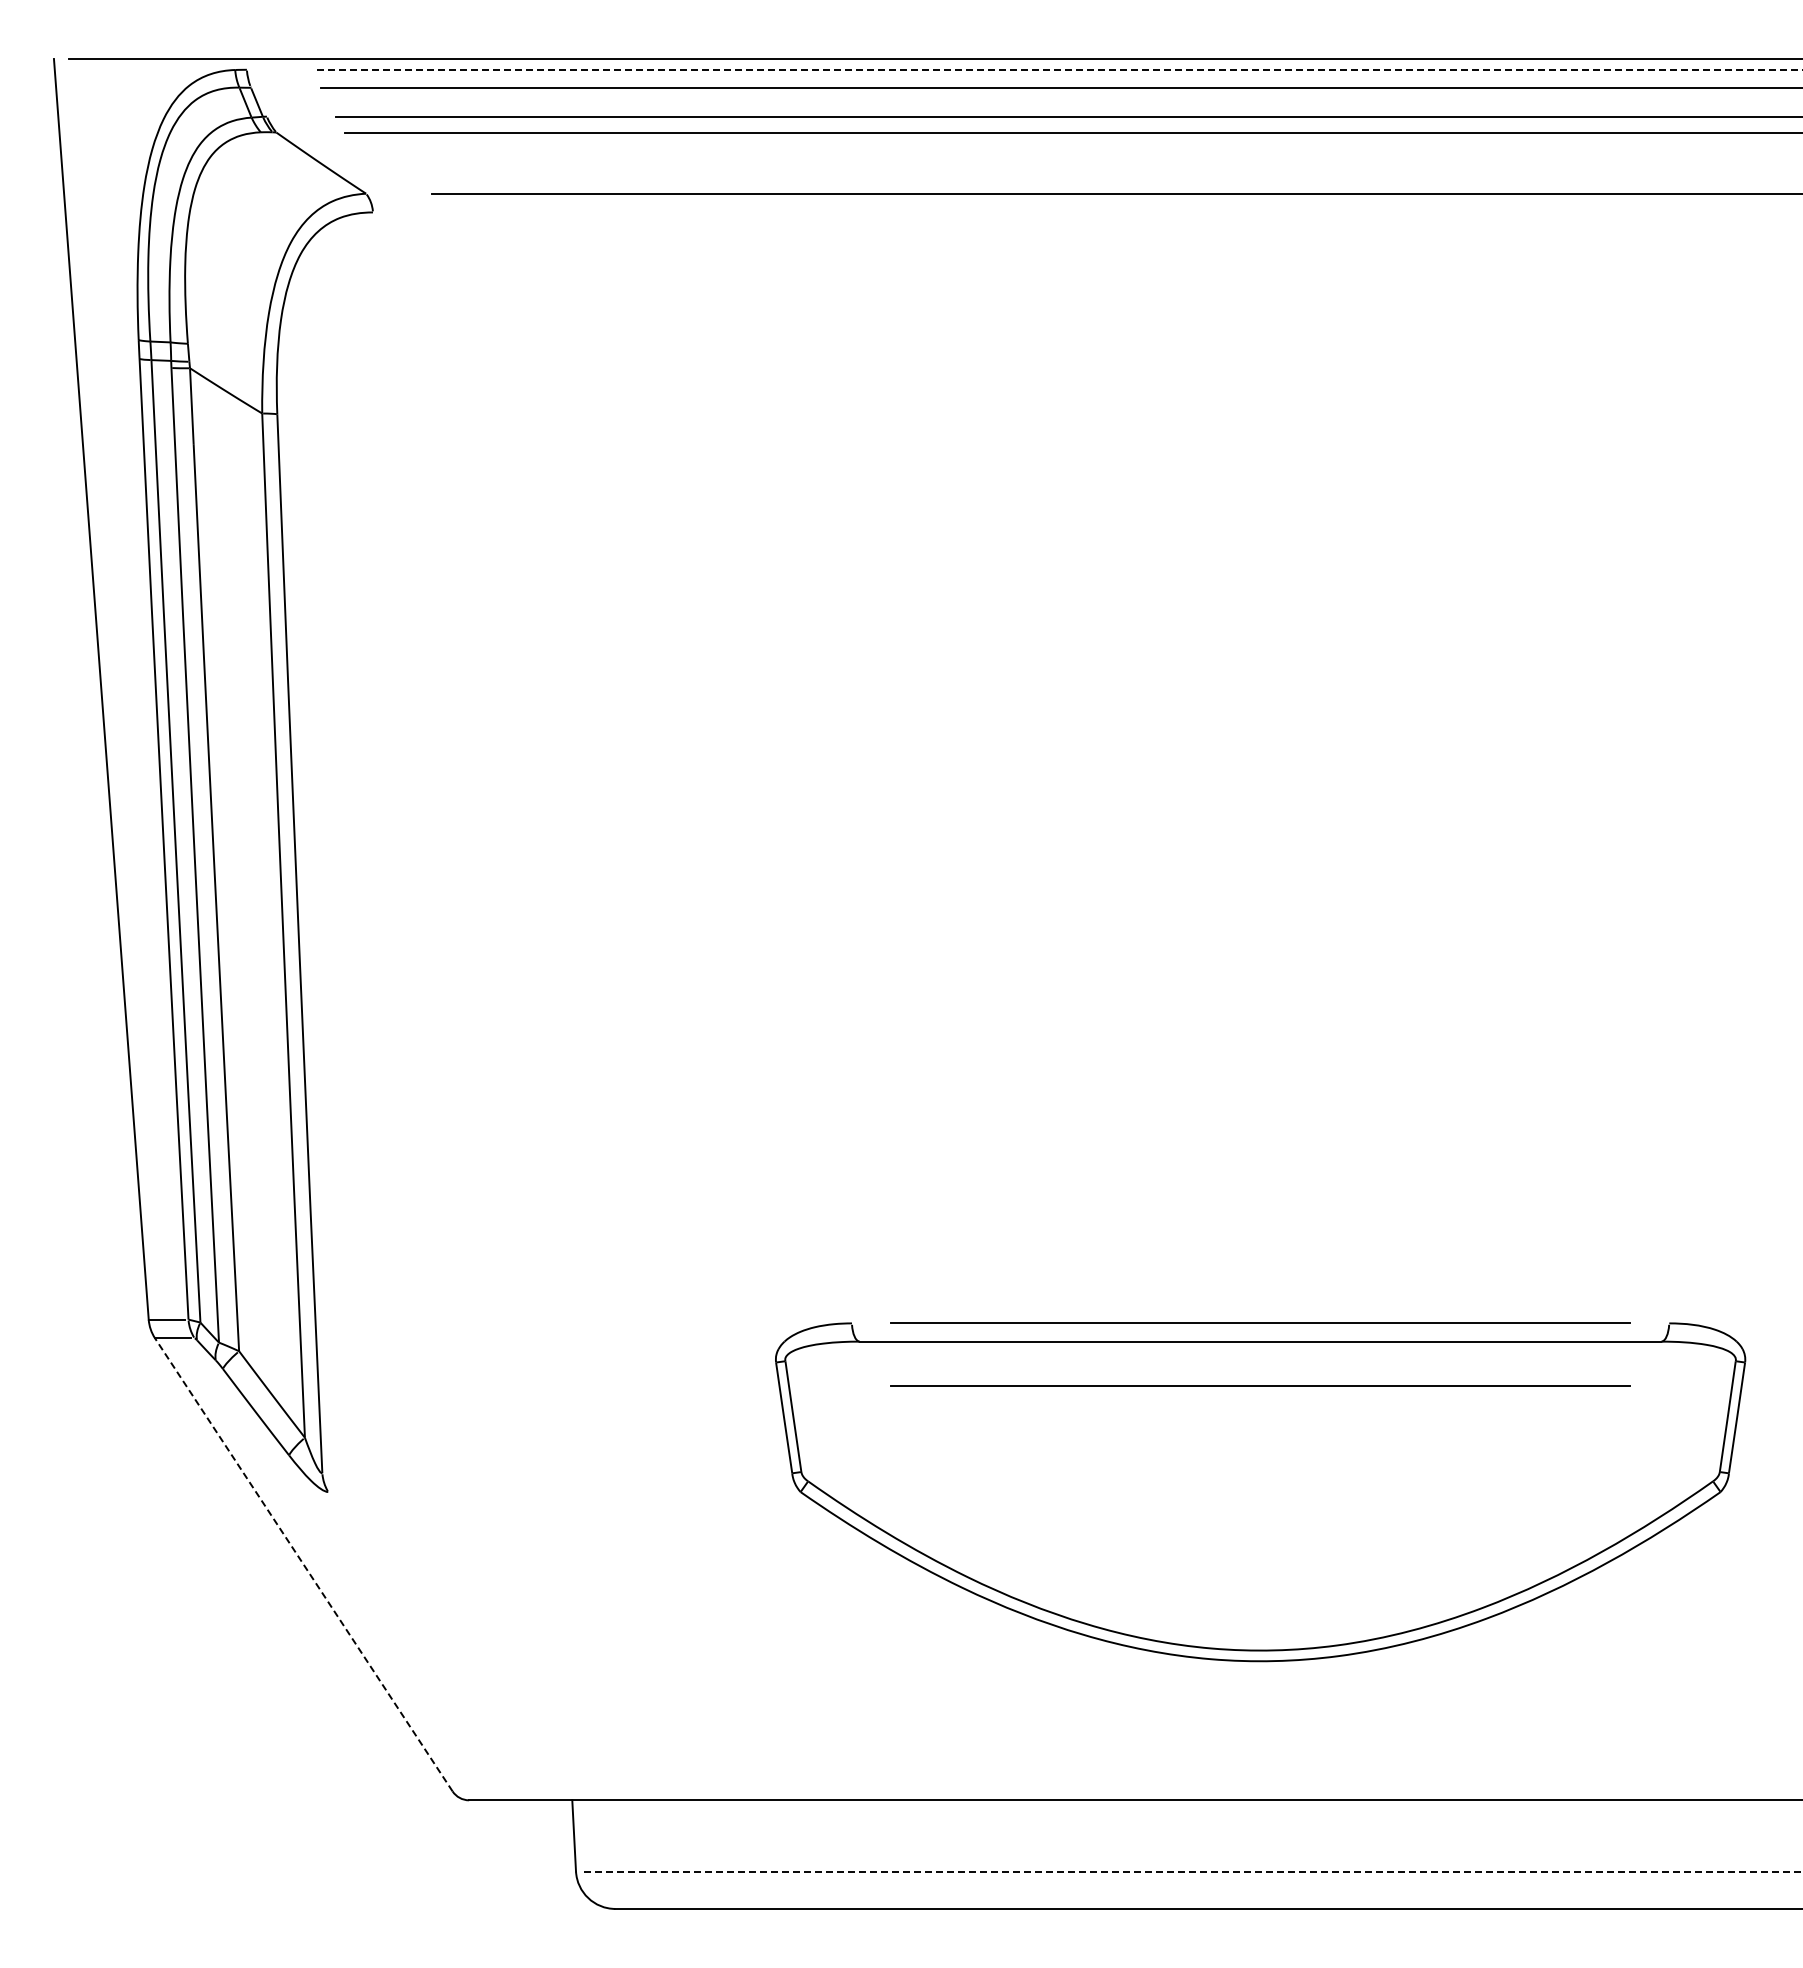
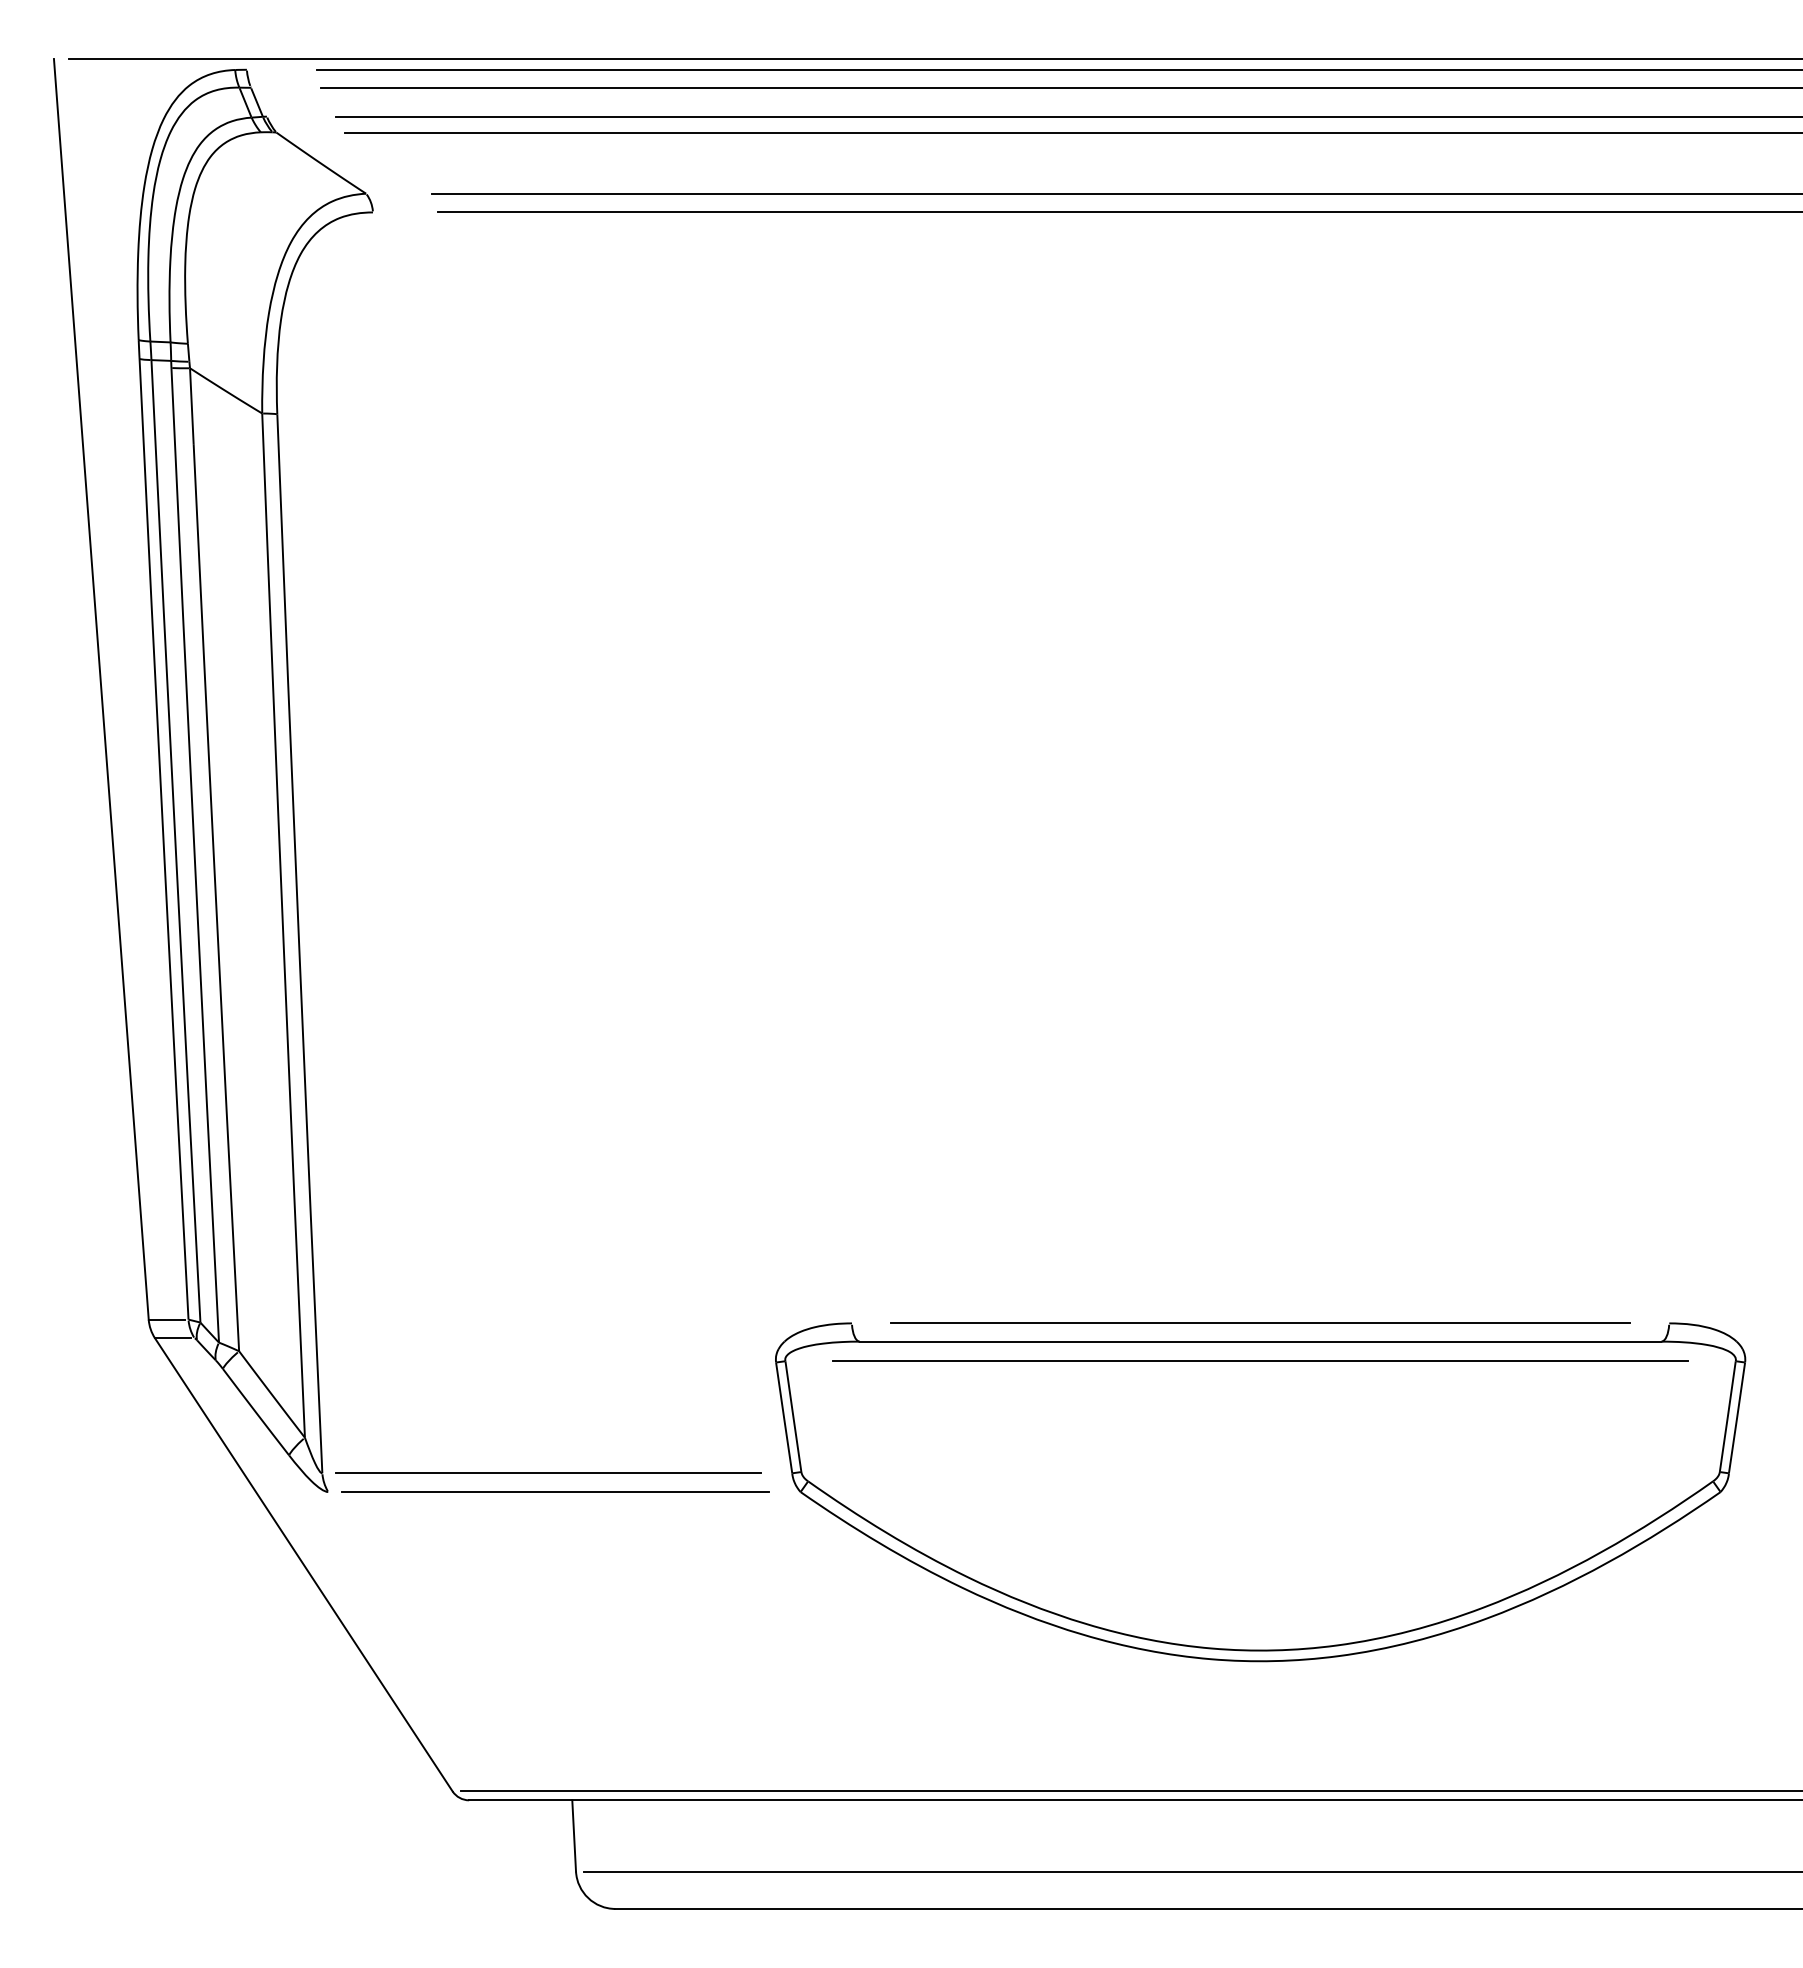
line: dashed -> solid (1059, 69)
line: none -> present (1118, 212)
line: none -> present (1260, 1360)
line: present -> none (1260, 1385)
line: none -> present (548, 1472)
line: none -> present (555, 1492)
line: dashed -> solid (303, 1564)
line: none -> present (1130, 1791)
line: dashed -> solid (1194, 1871)
